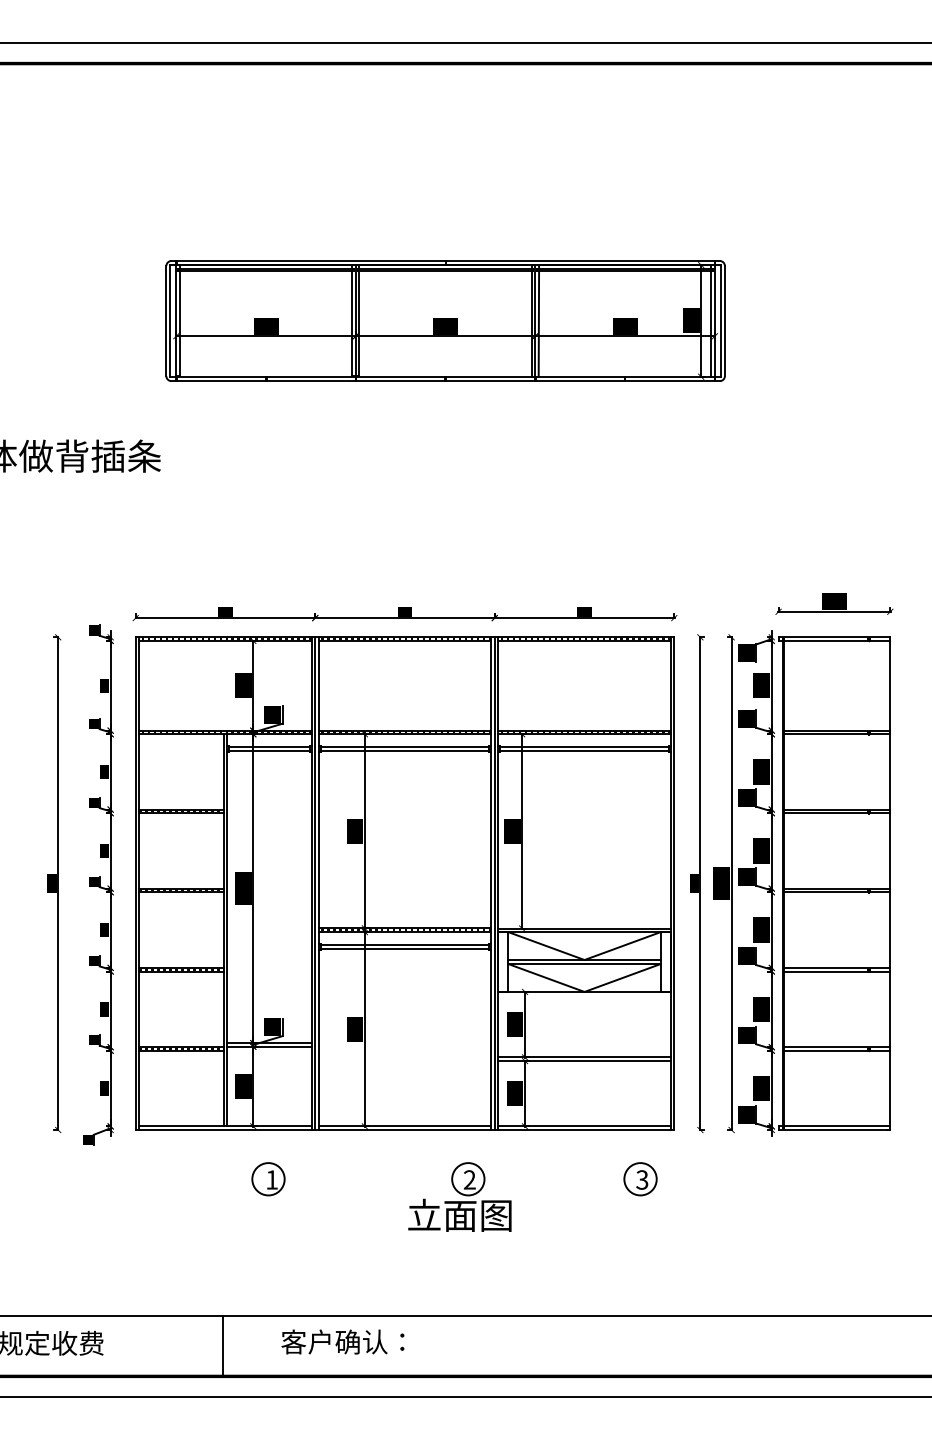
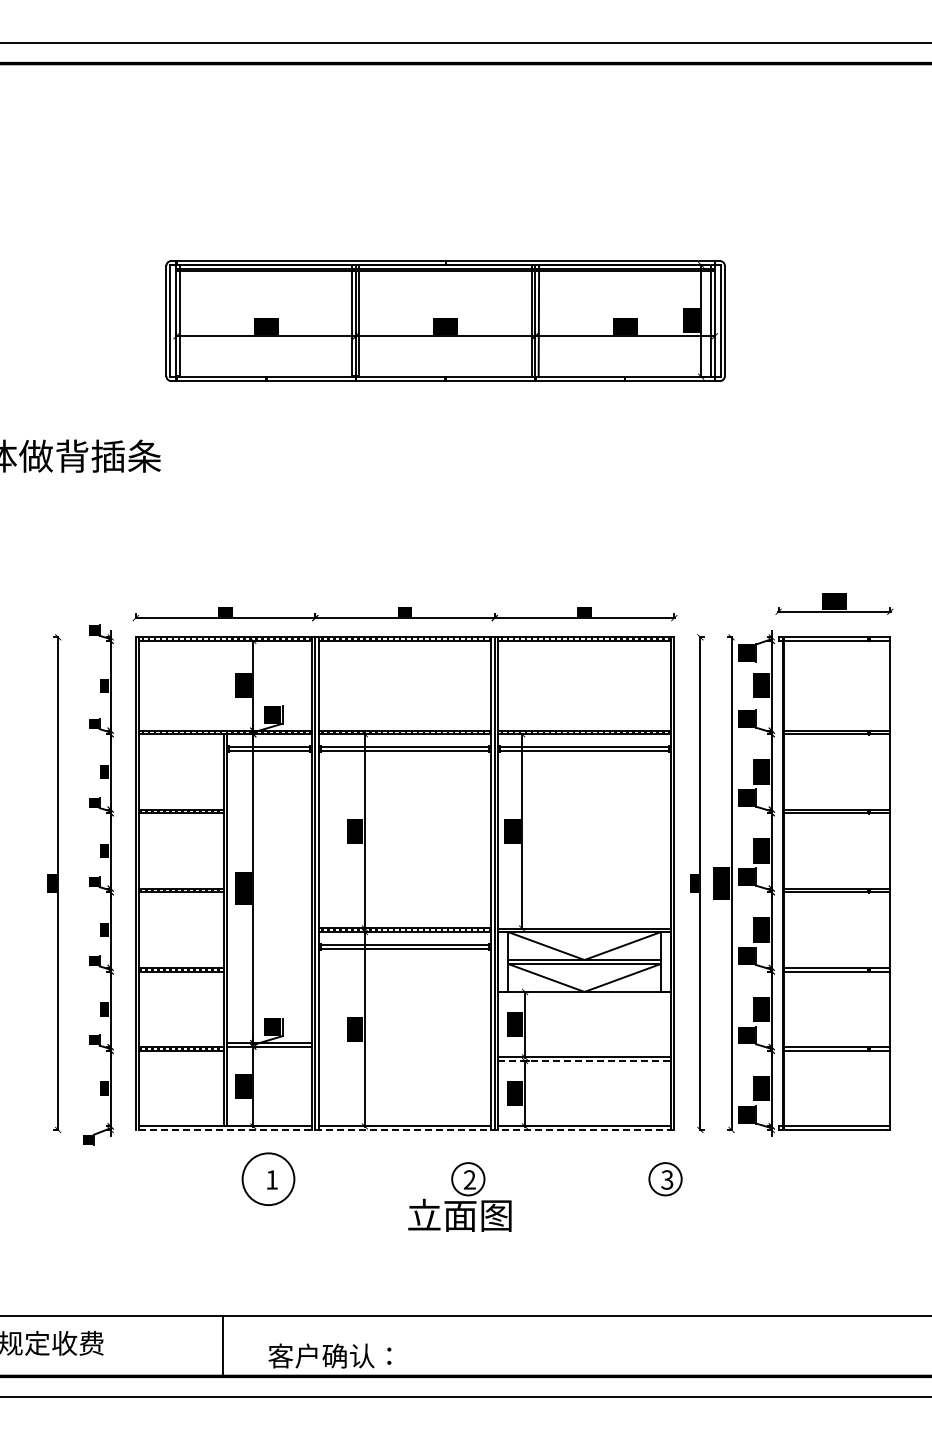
line: solid -> dashed (585, 1061)
line: solid -> dashed (404, 1130)
circle diameter: 32 px -> 52 px (268, 1179)
part position: (640, 1179) -> (665, 1179) (665, 1179)
text position: (342, 1341) -> (329, 1355) (329, 1355)
